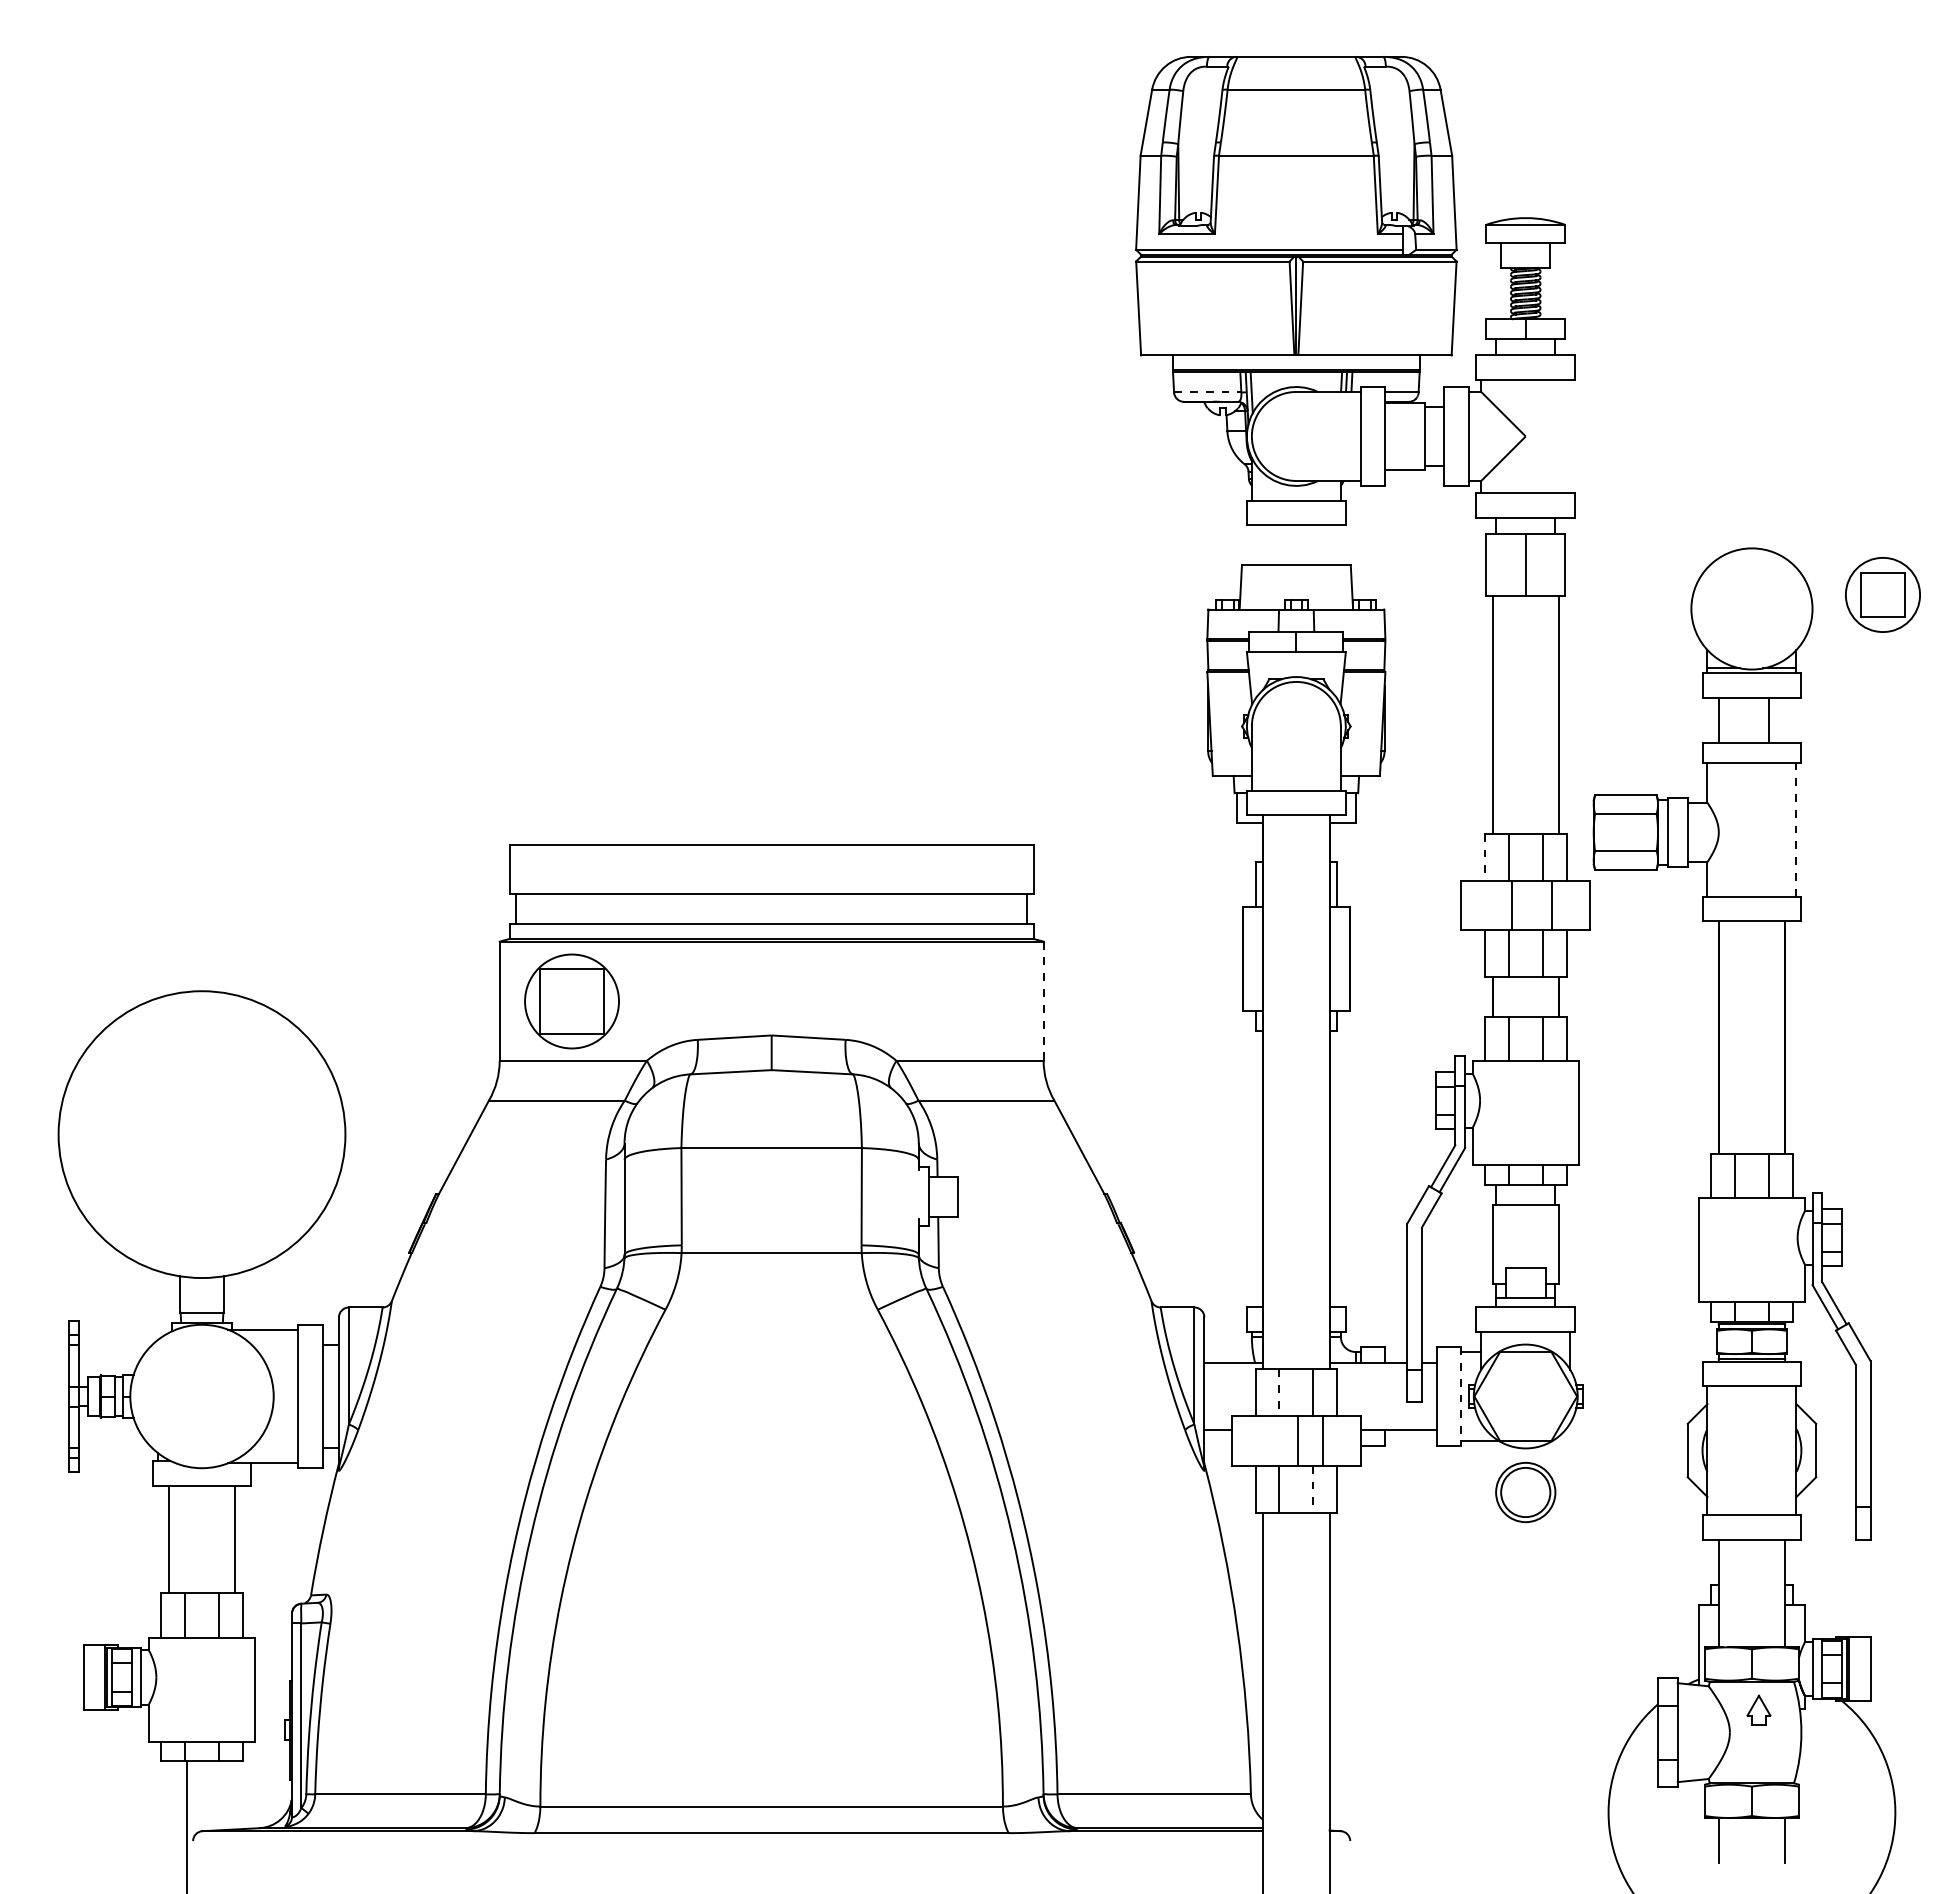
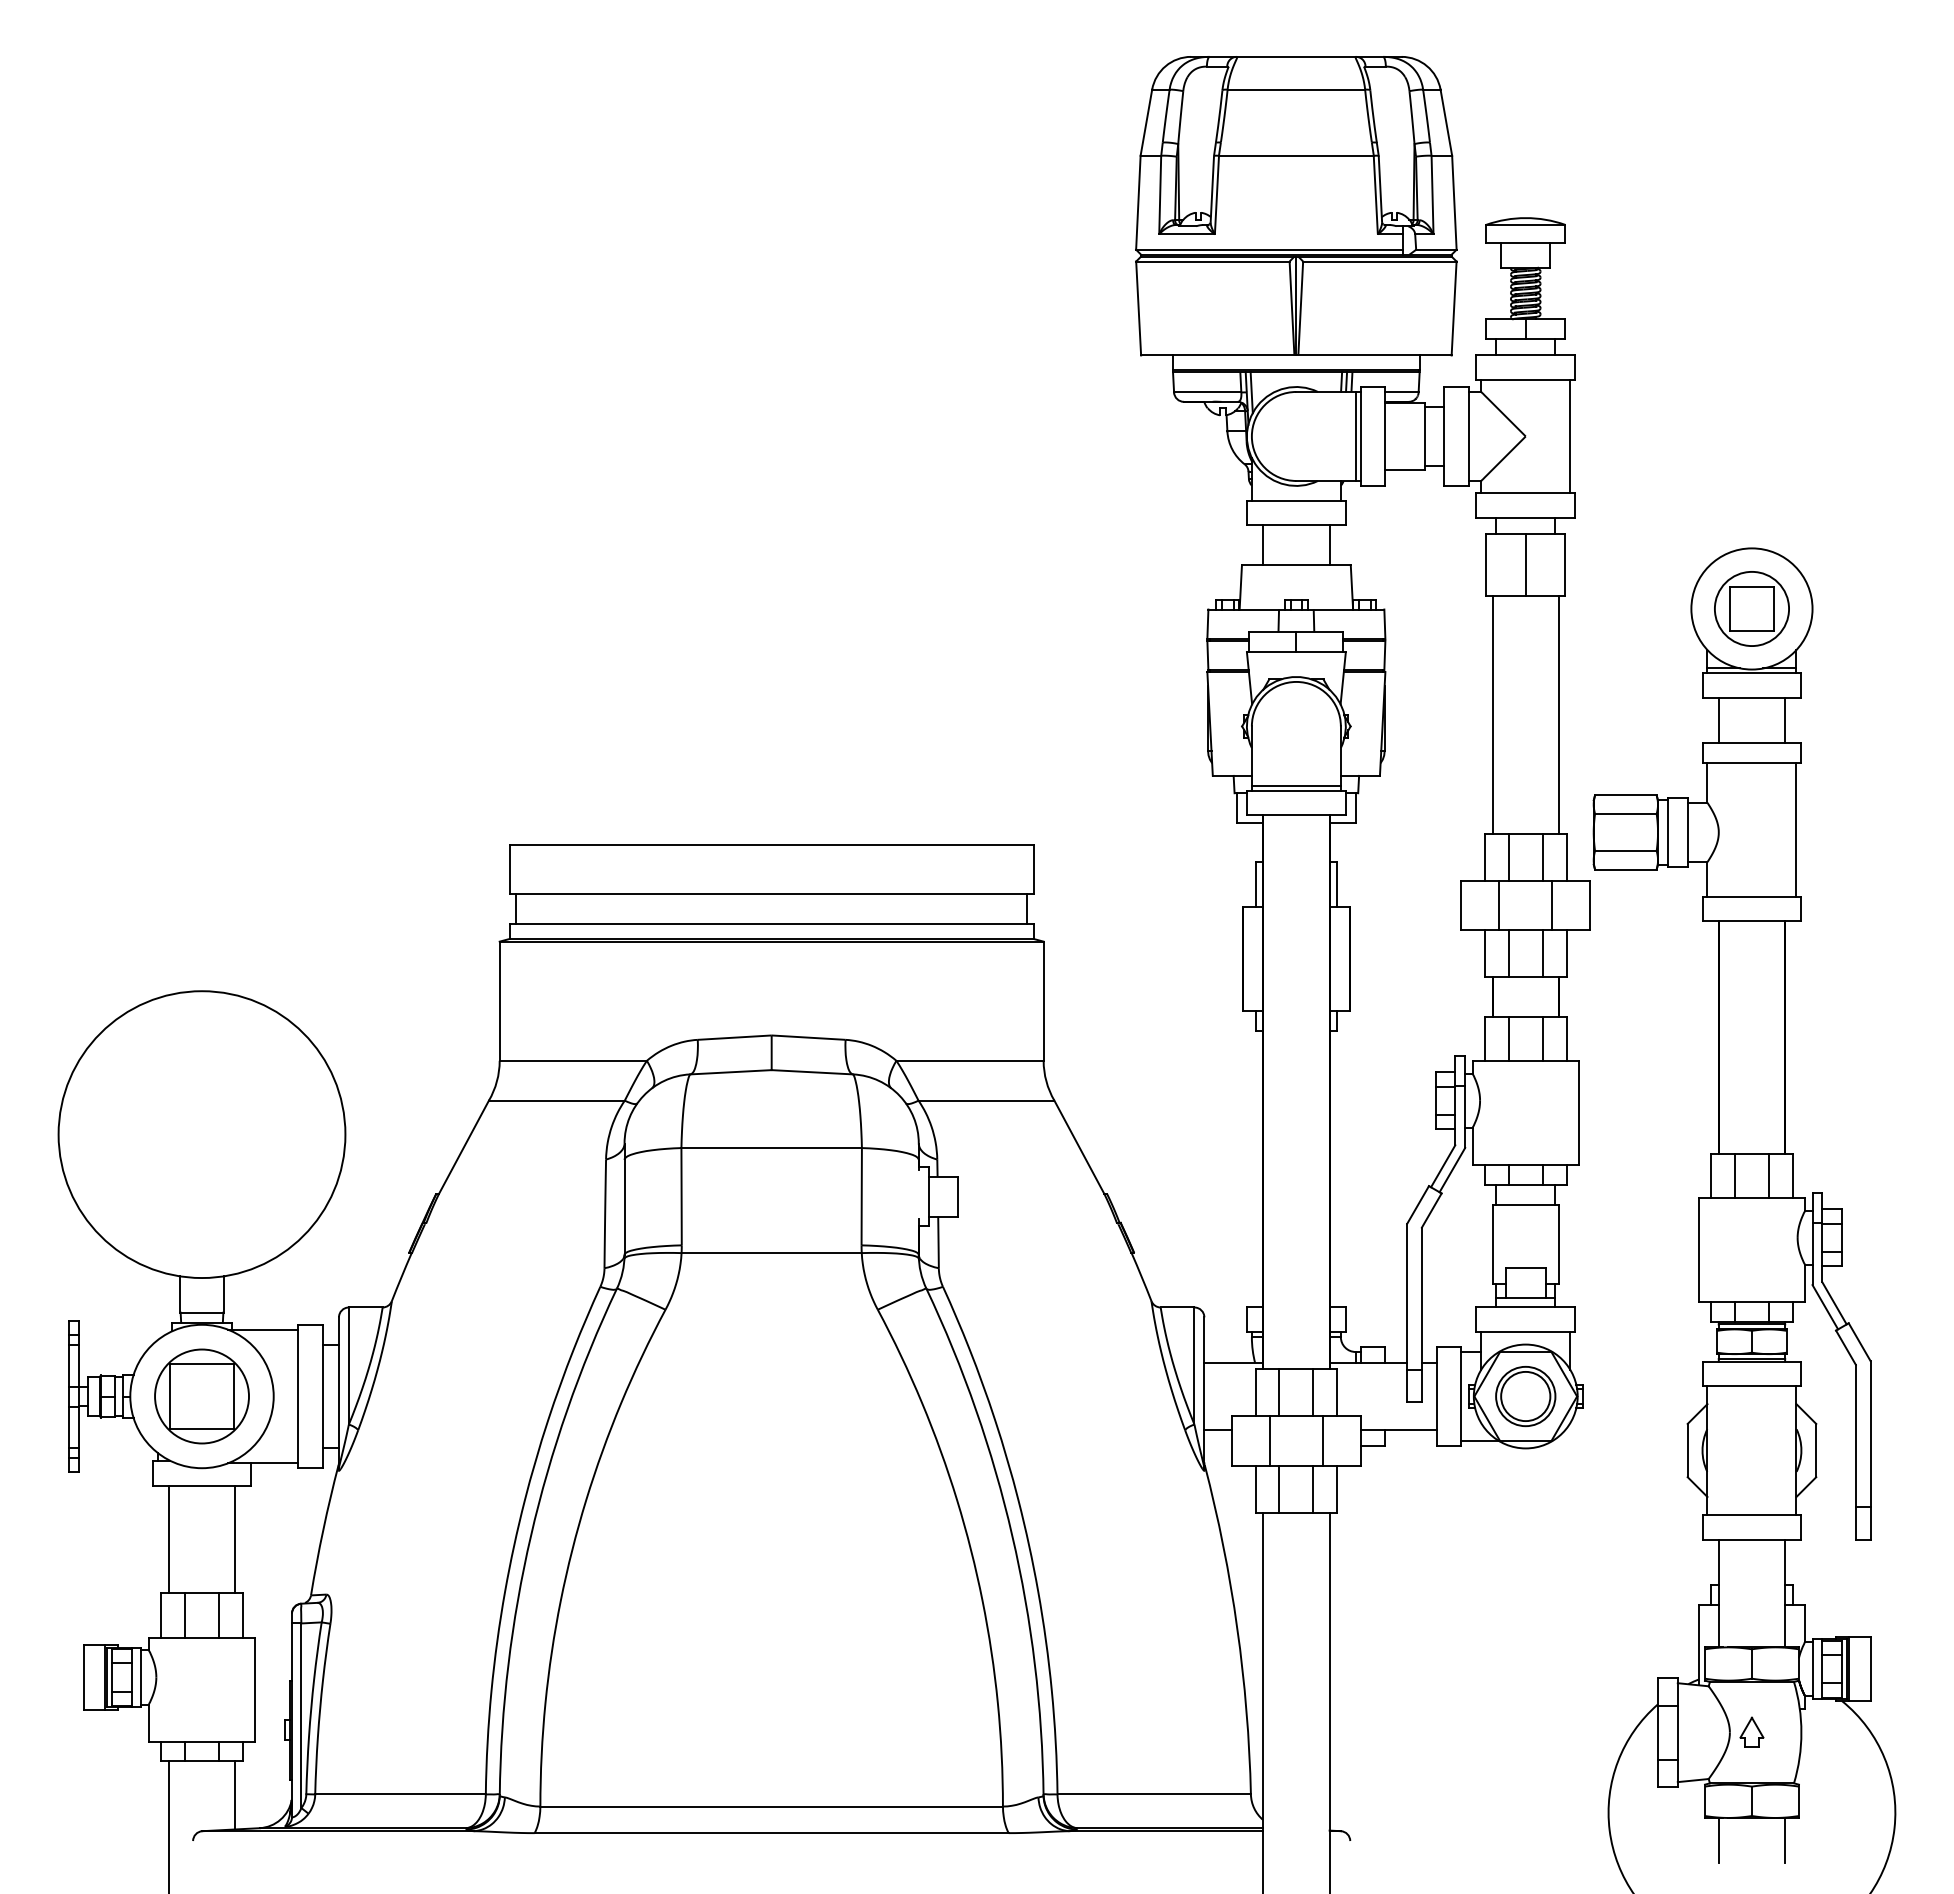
line: dashed -> solid (1207, 392)
line: none -> present (1355, 435)
line: none -> present (1570, 436)
line: none -> present (1263, 545)
line: none -> present (1329, 545)
part position: (1882, 594) -> (1751, 608) (1751, 608)
line position: (1769, 720) -> (1785, 720) (1785, 720)
line: none -> present (1295, 785)
line: dashed -> solid (1796, 830)
line: dashed -> solid (1484, 857)
line position: (1512, 905) -> (1499, 905) (1499, 905)
part position: (571, 1001) -> (201, 1396) (201, 1396)
line: dashed -> solid (1043, 1001)
line: dashed -> solid (1279, 1393)
line: dashed -> solid (1461, 1397)
line position: (1297, 1440) -> (1269, 1440) (1269, 1440)
line: dashed -> solid (1313, 1489)
part position: (1525, 1492) -> (1525, 1396) (1525, 1396)
part position: (1758, 1709) -> (1751, 1731) (1751, 1731)
line: none -> present (235, 1795)
line position: (186, 1825) -> (168, 1825) (168, 1825)
